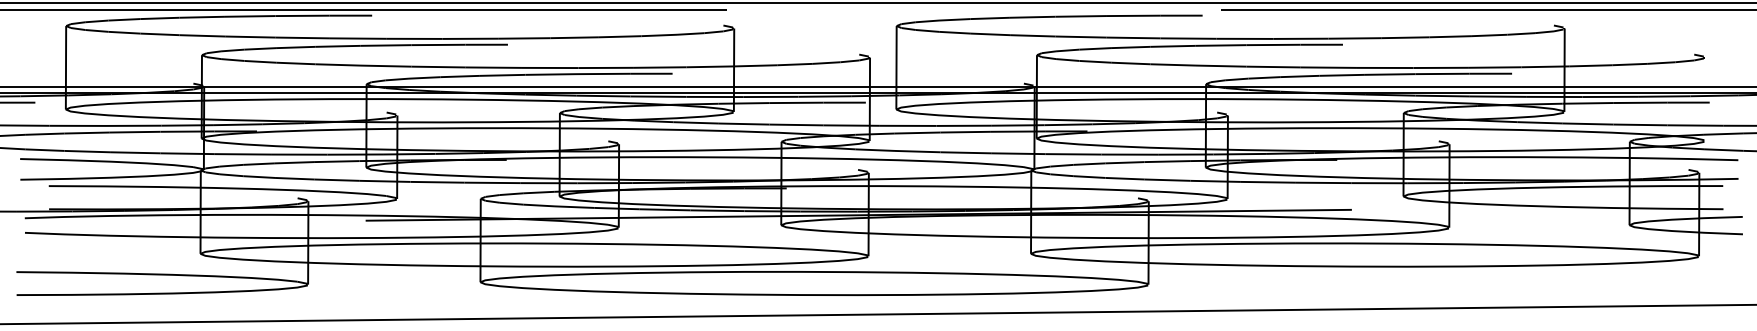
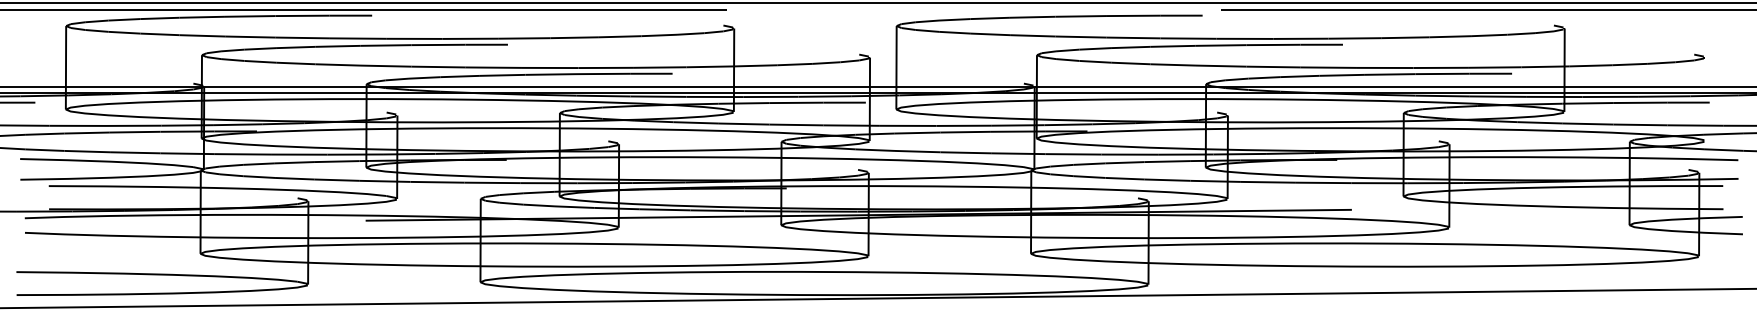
line position: (877, 314) -> (877, 298) (877, 298)
